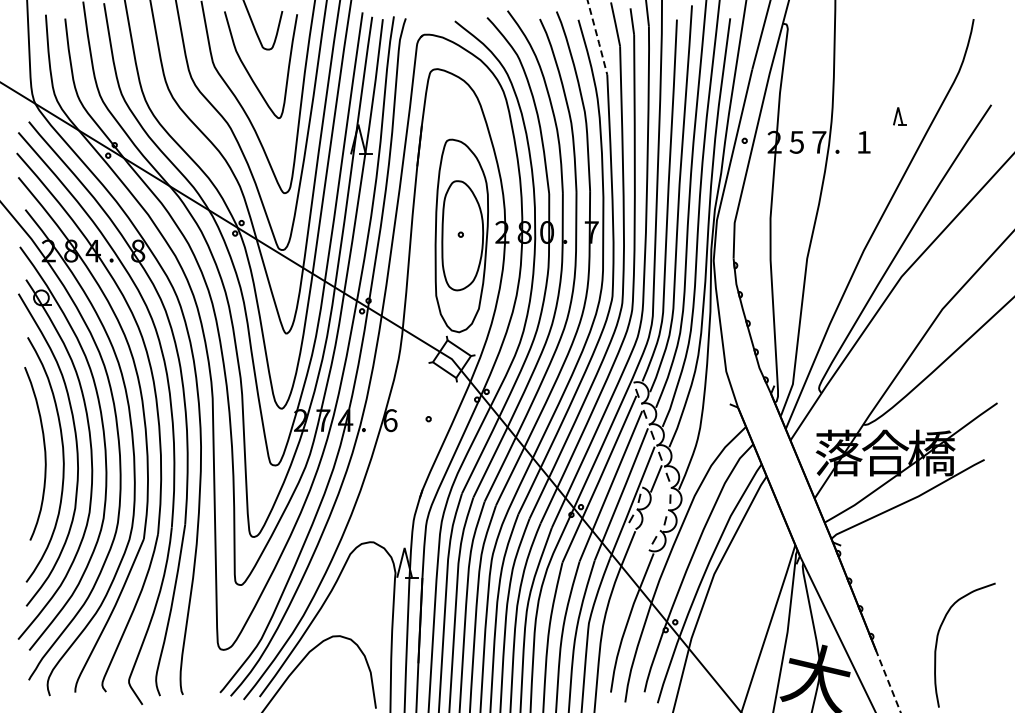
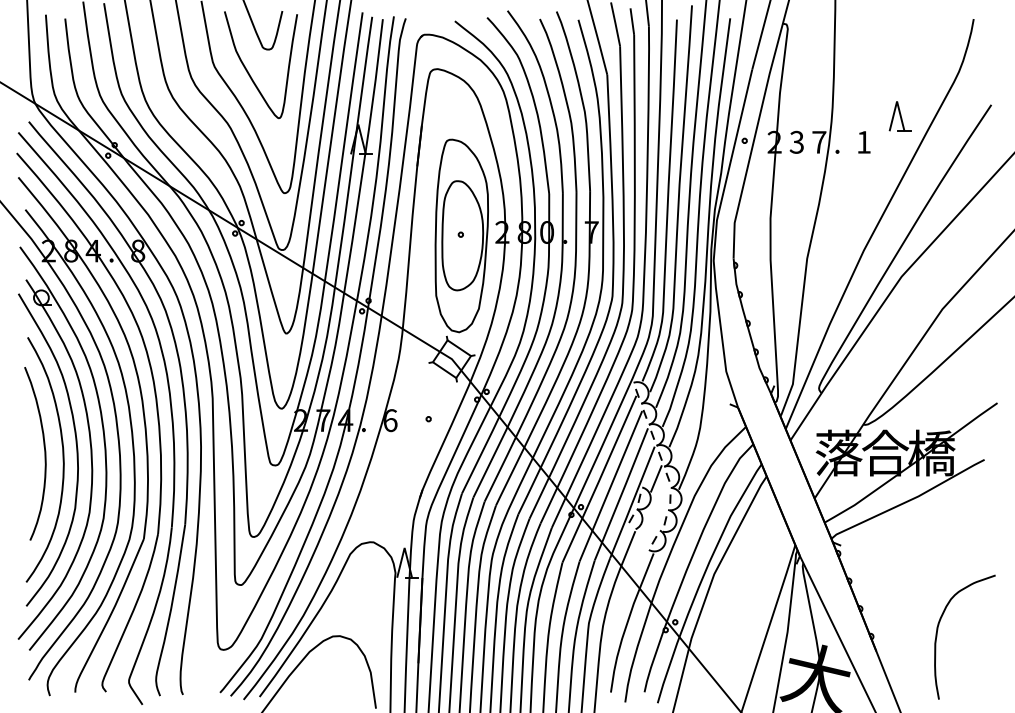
line: dashed -> solid (597, 38)
part size: 14x19 px -> 24x31 px (899, 116)
text: 5 -> 3 (796, 141)
curve position: (938, 638) -> (938, 630) (938, 630)
line: dashed -> solid (888, 681)
